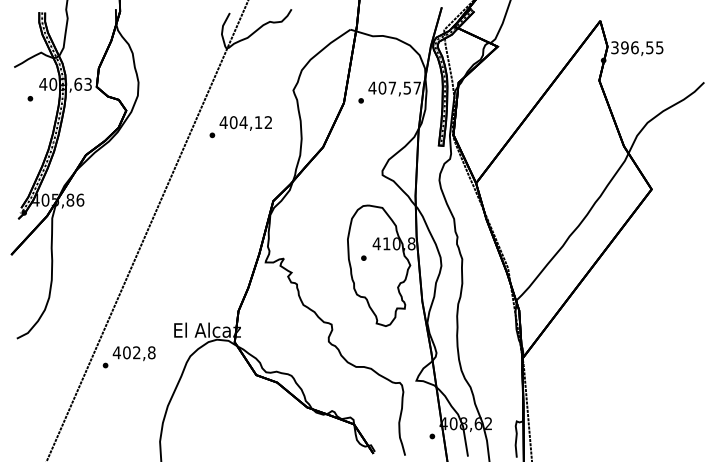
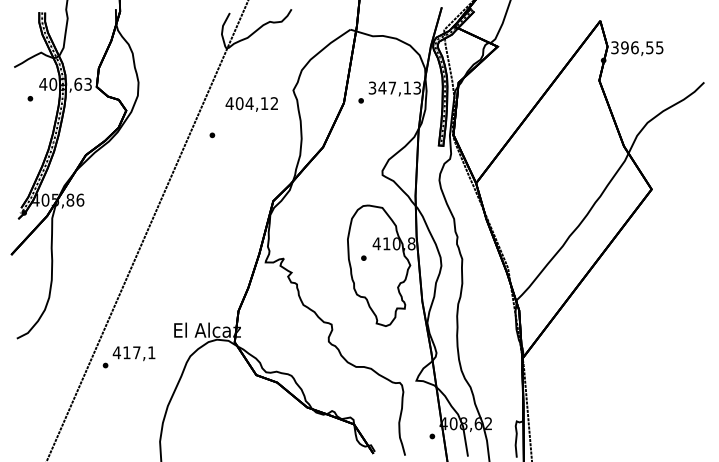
text: 407,57 -> 347,13 (394, 87)
text position: (245, 123) -> (251, 104) (251, 104)
text: 402,8 -> 417,1 (139, 352)
